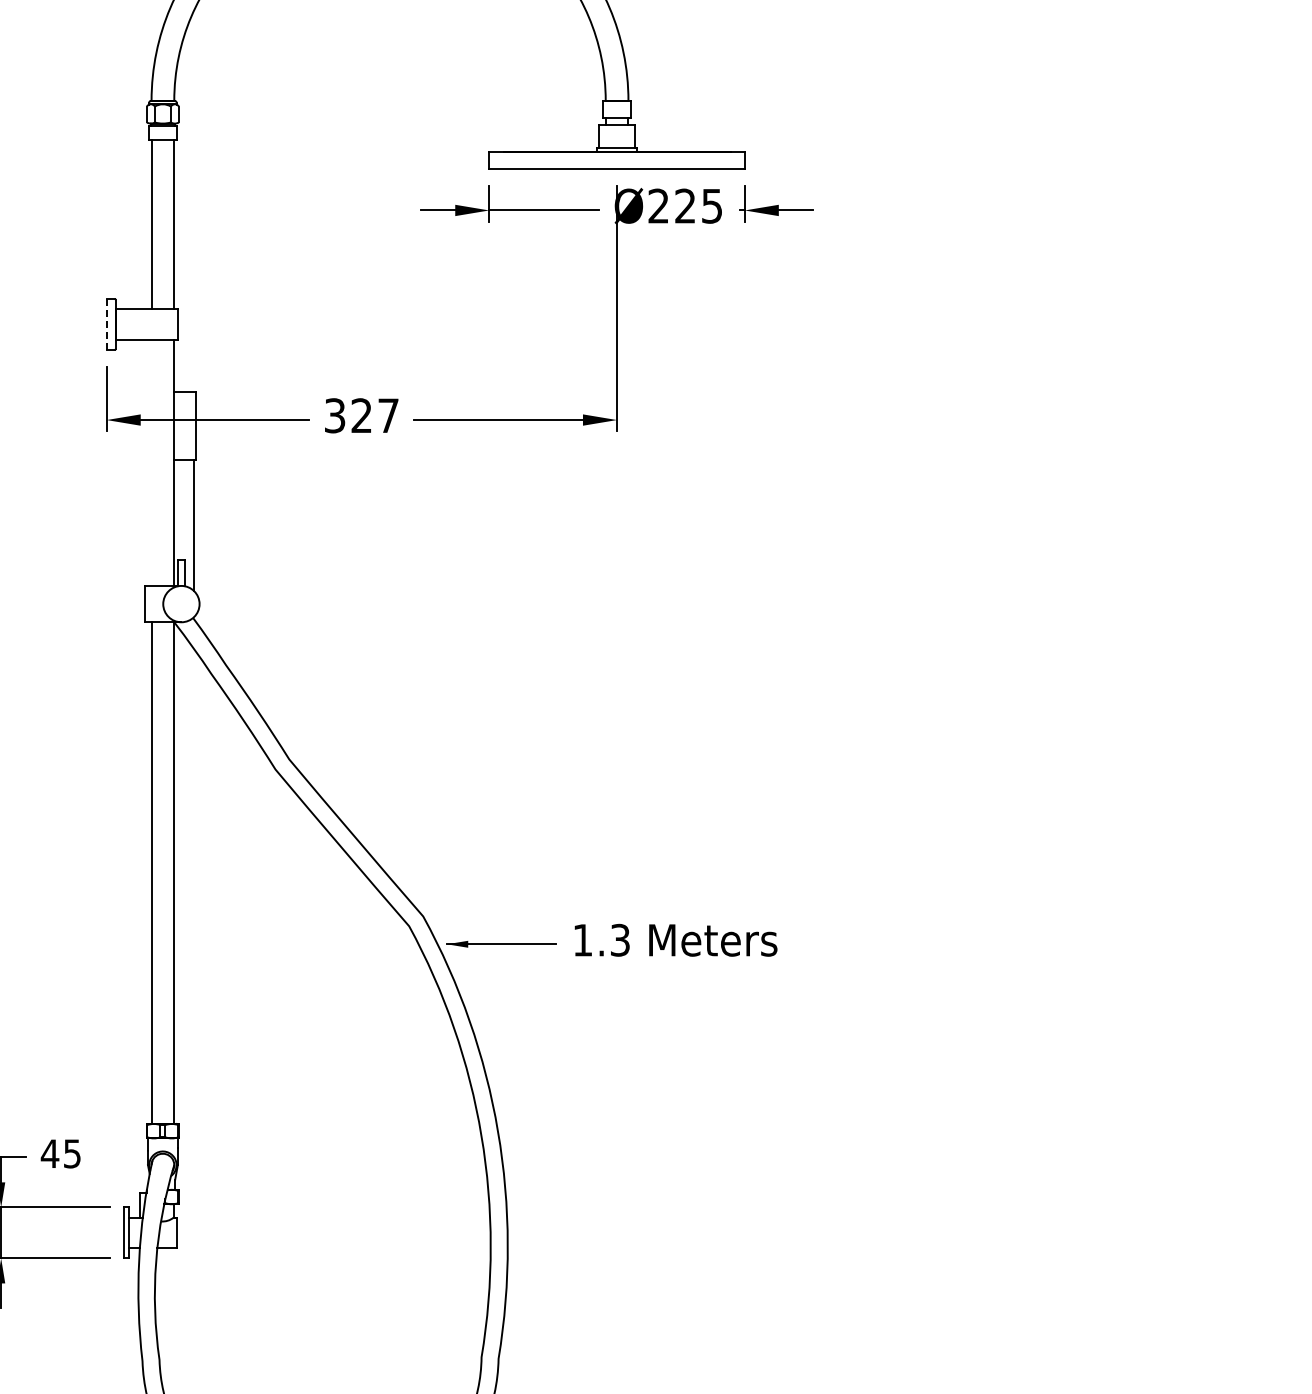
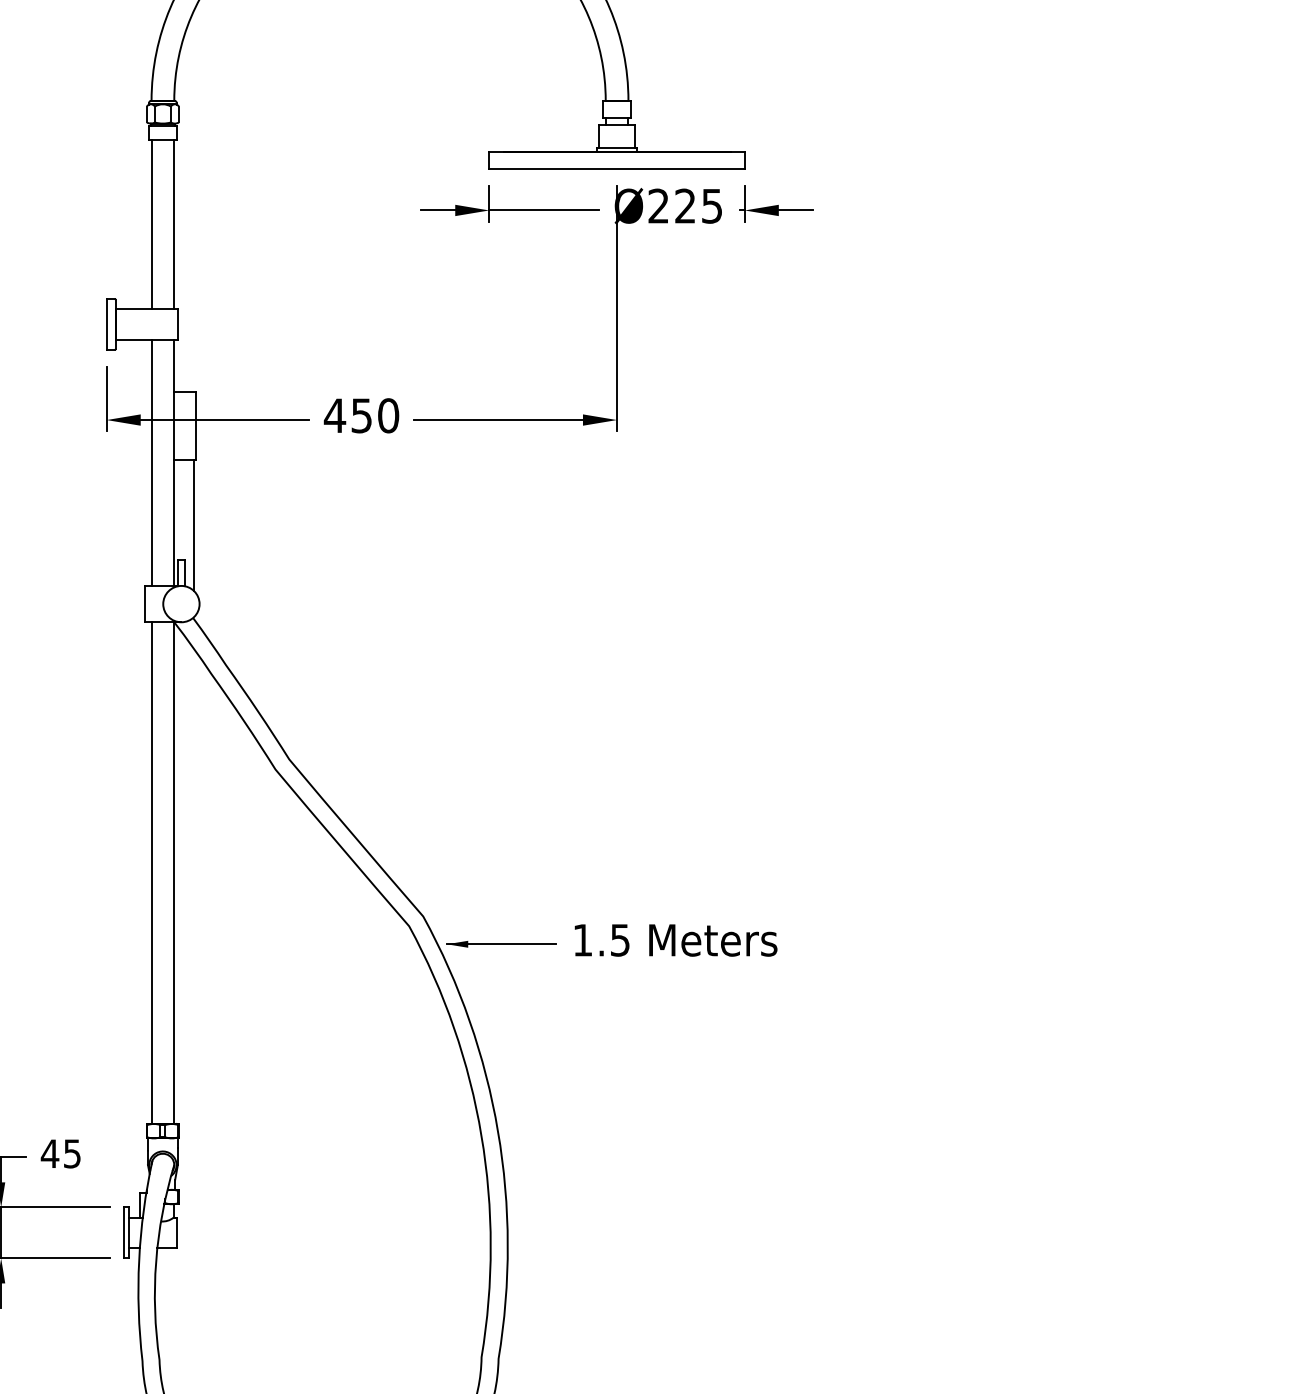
line: dashed -> solid (106, 324)
text: 327 -> 450 (361, 415)
line: none -> present (151, 462)
text: 1.3 -> 1.5 (620, 939)
